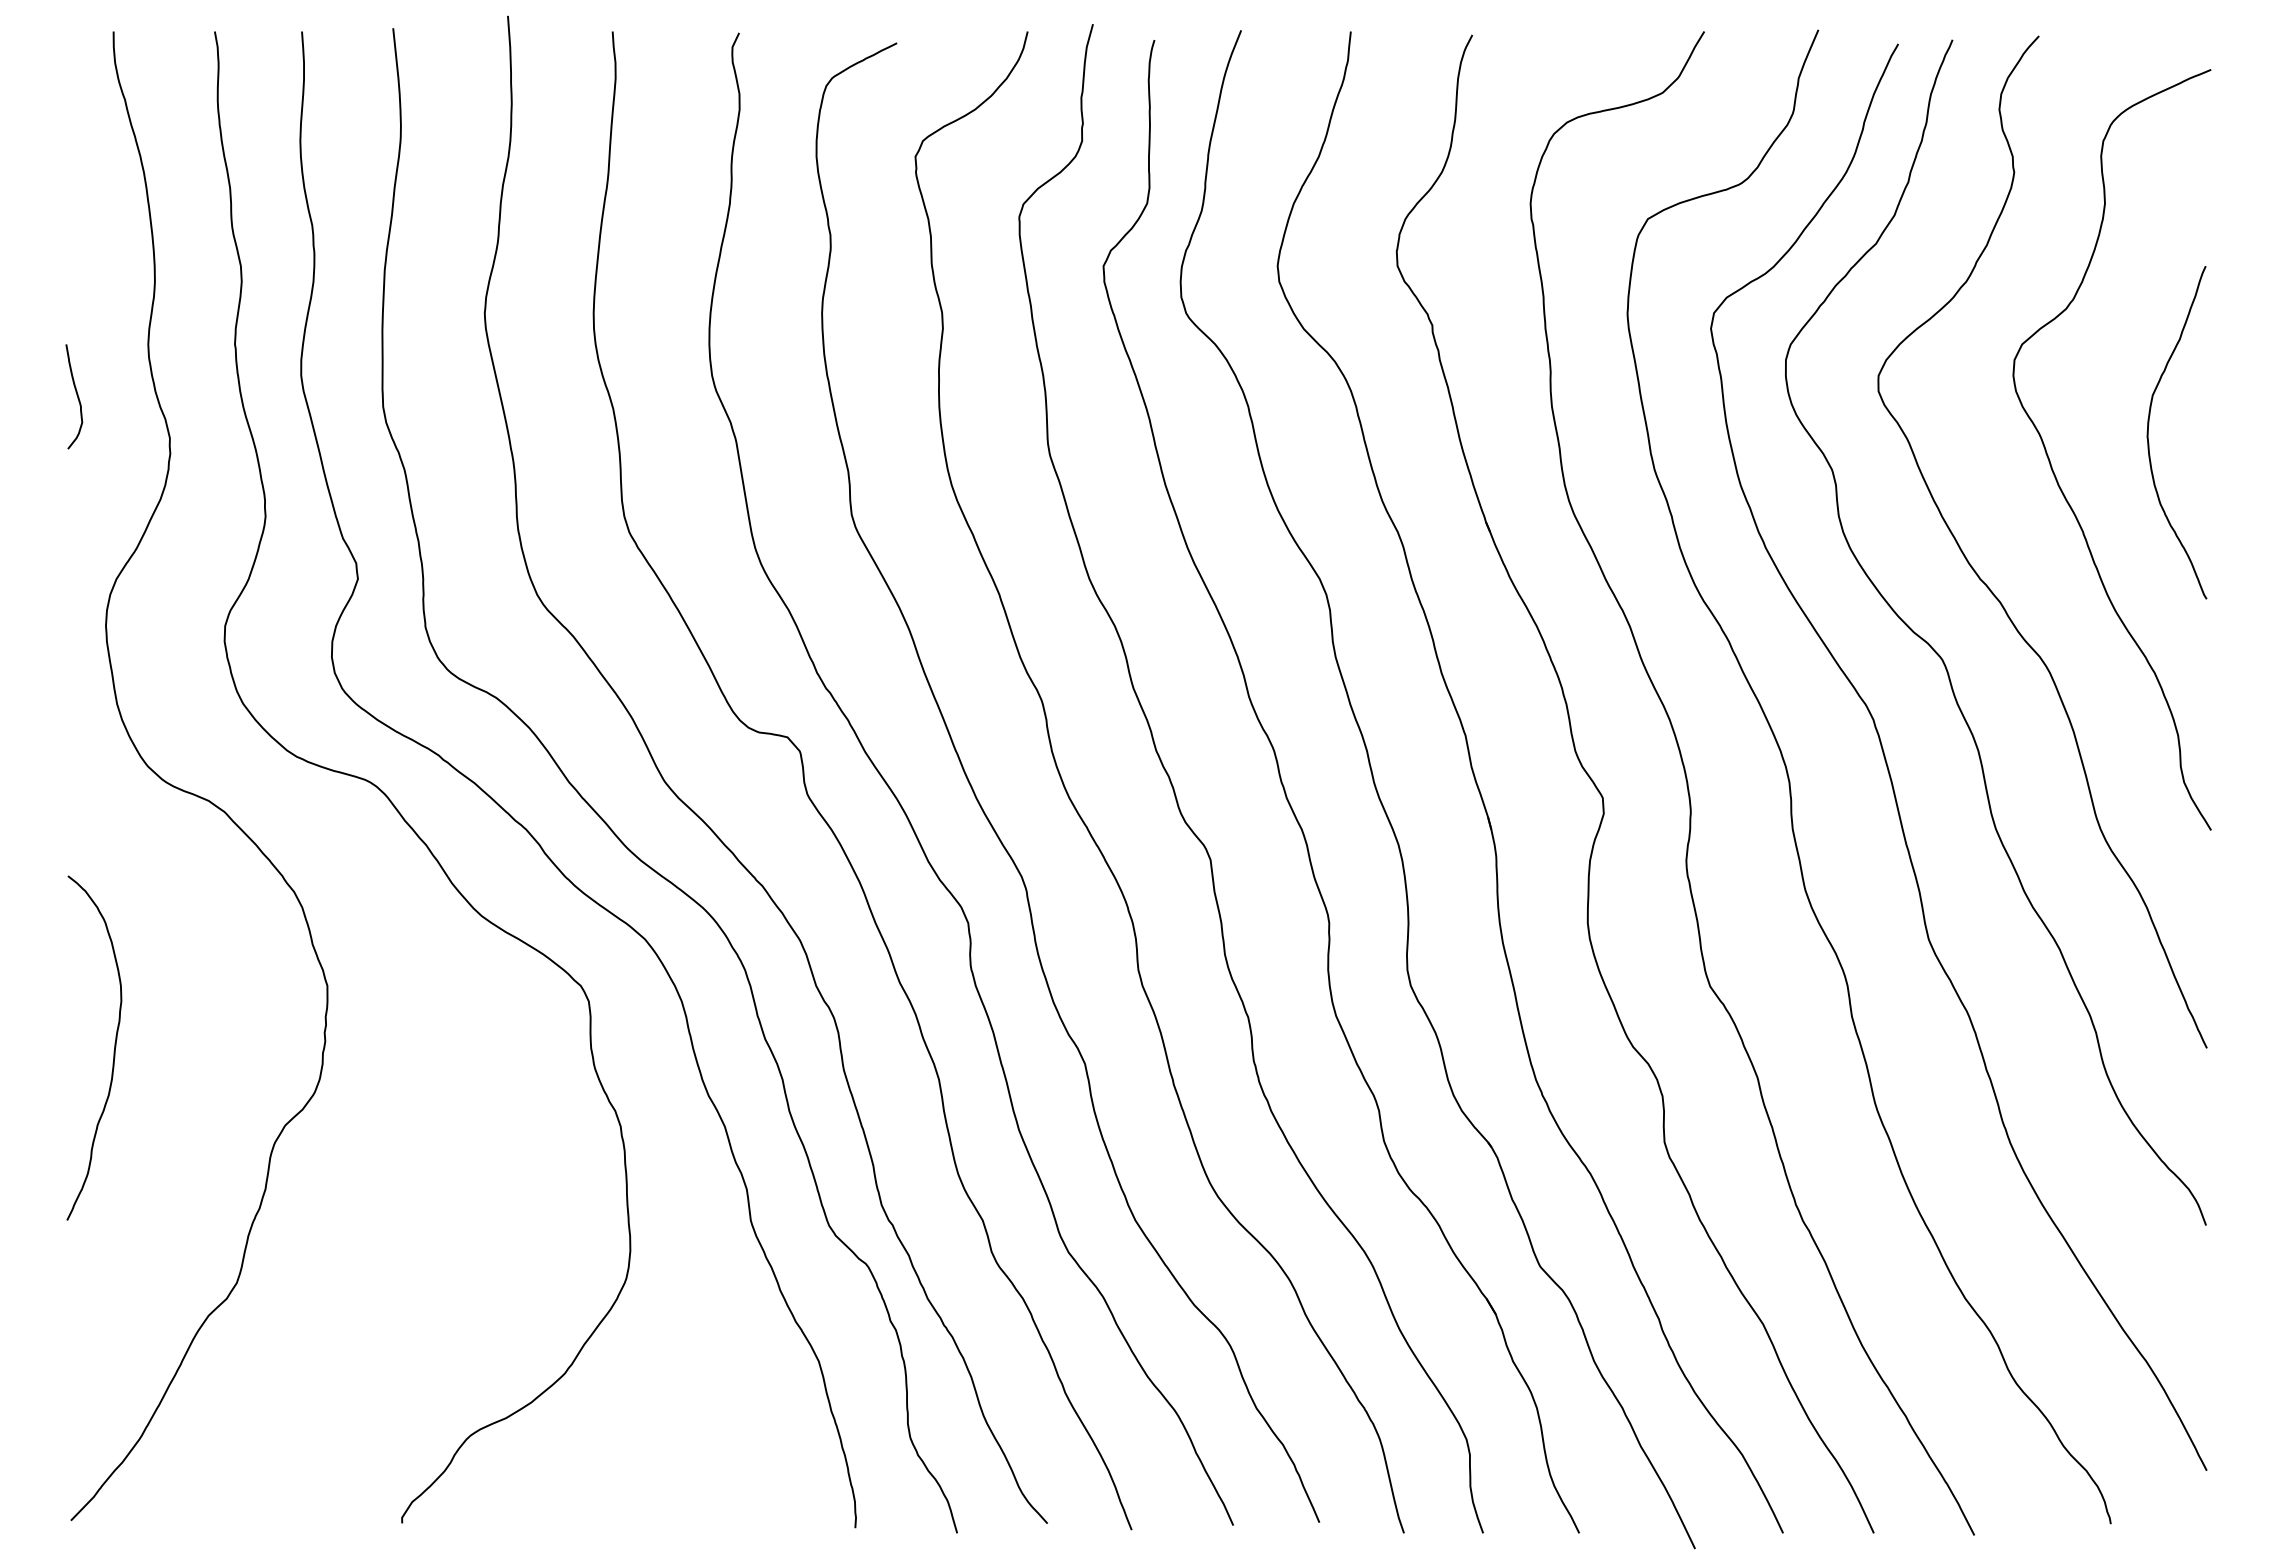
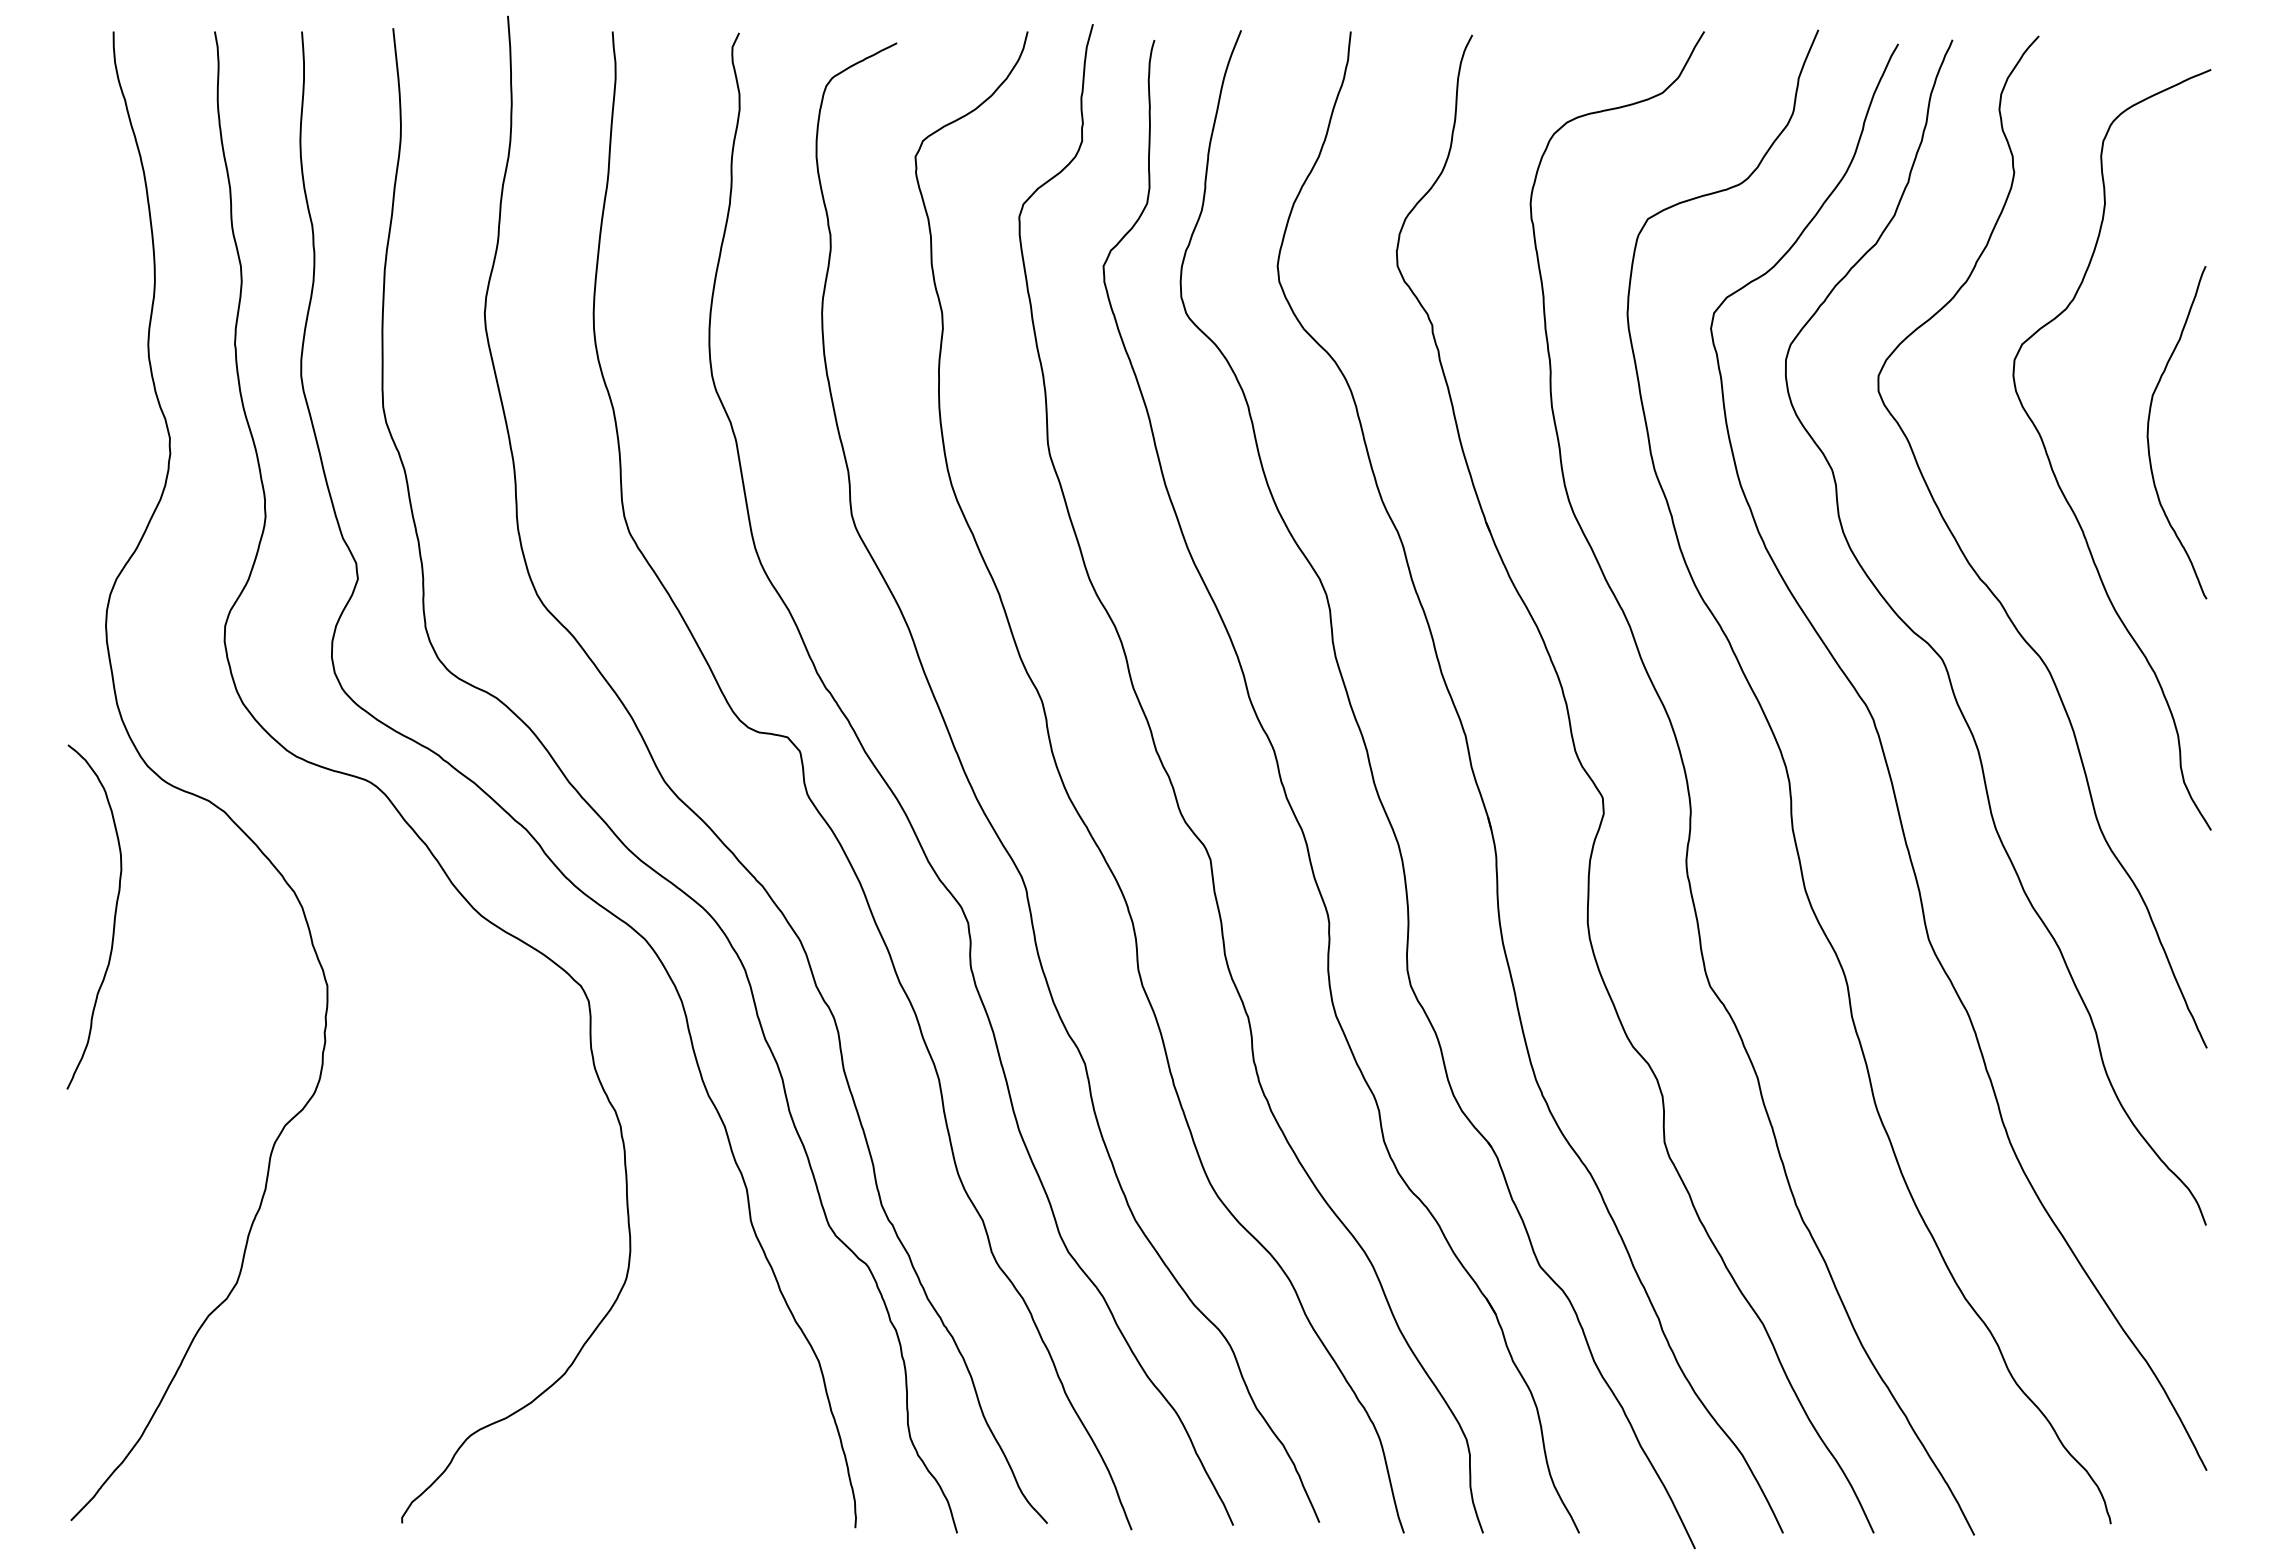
curve: present -> none (76, 395)
curve position: (113, 1051) -> (113, 920) (113, 920)
